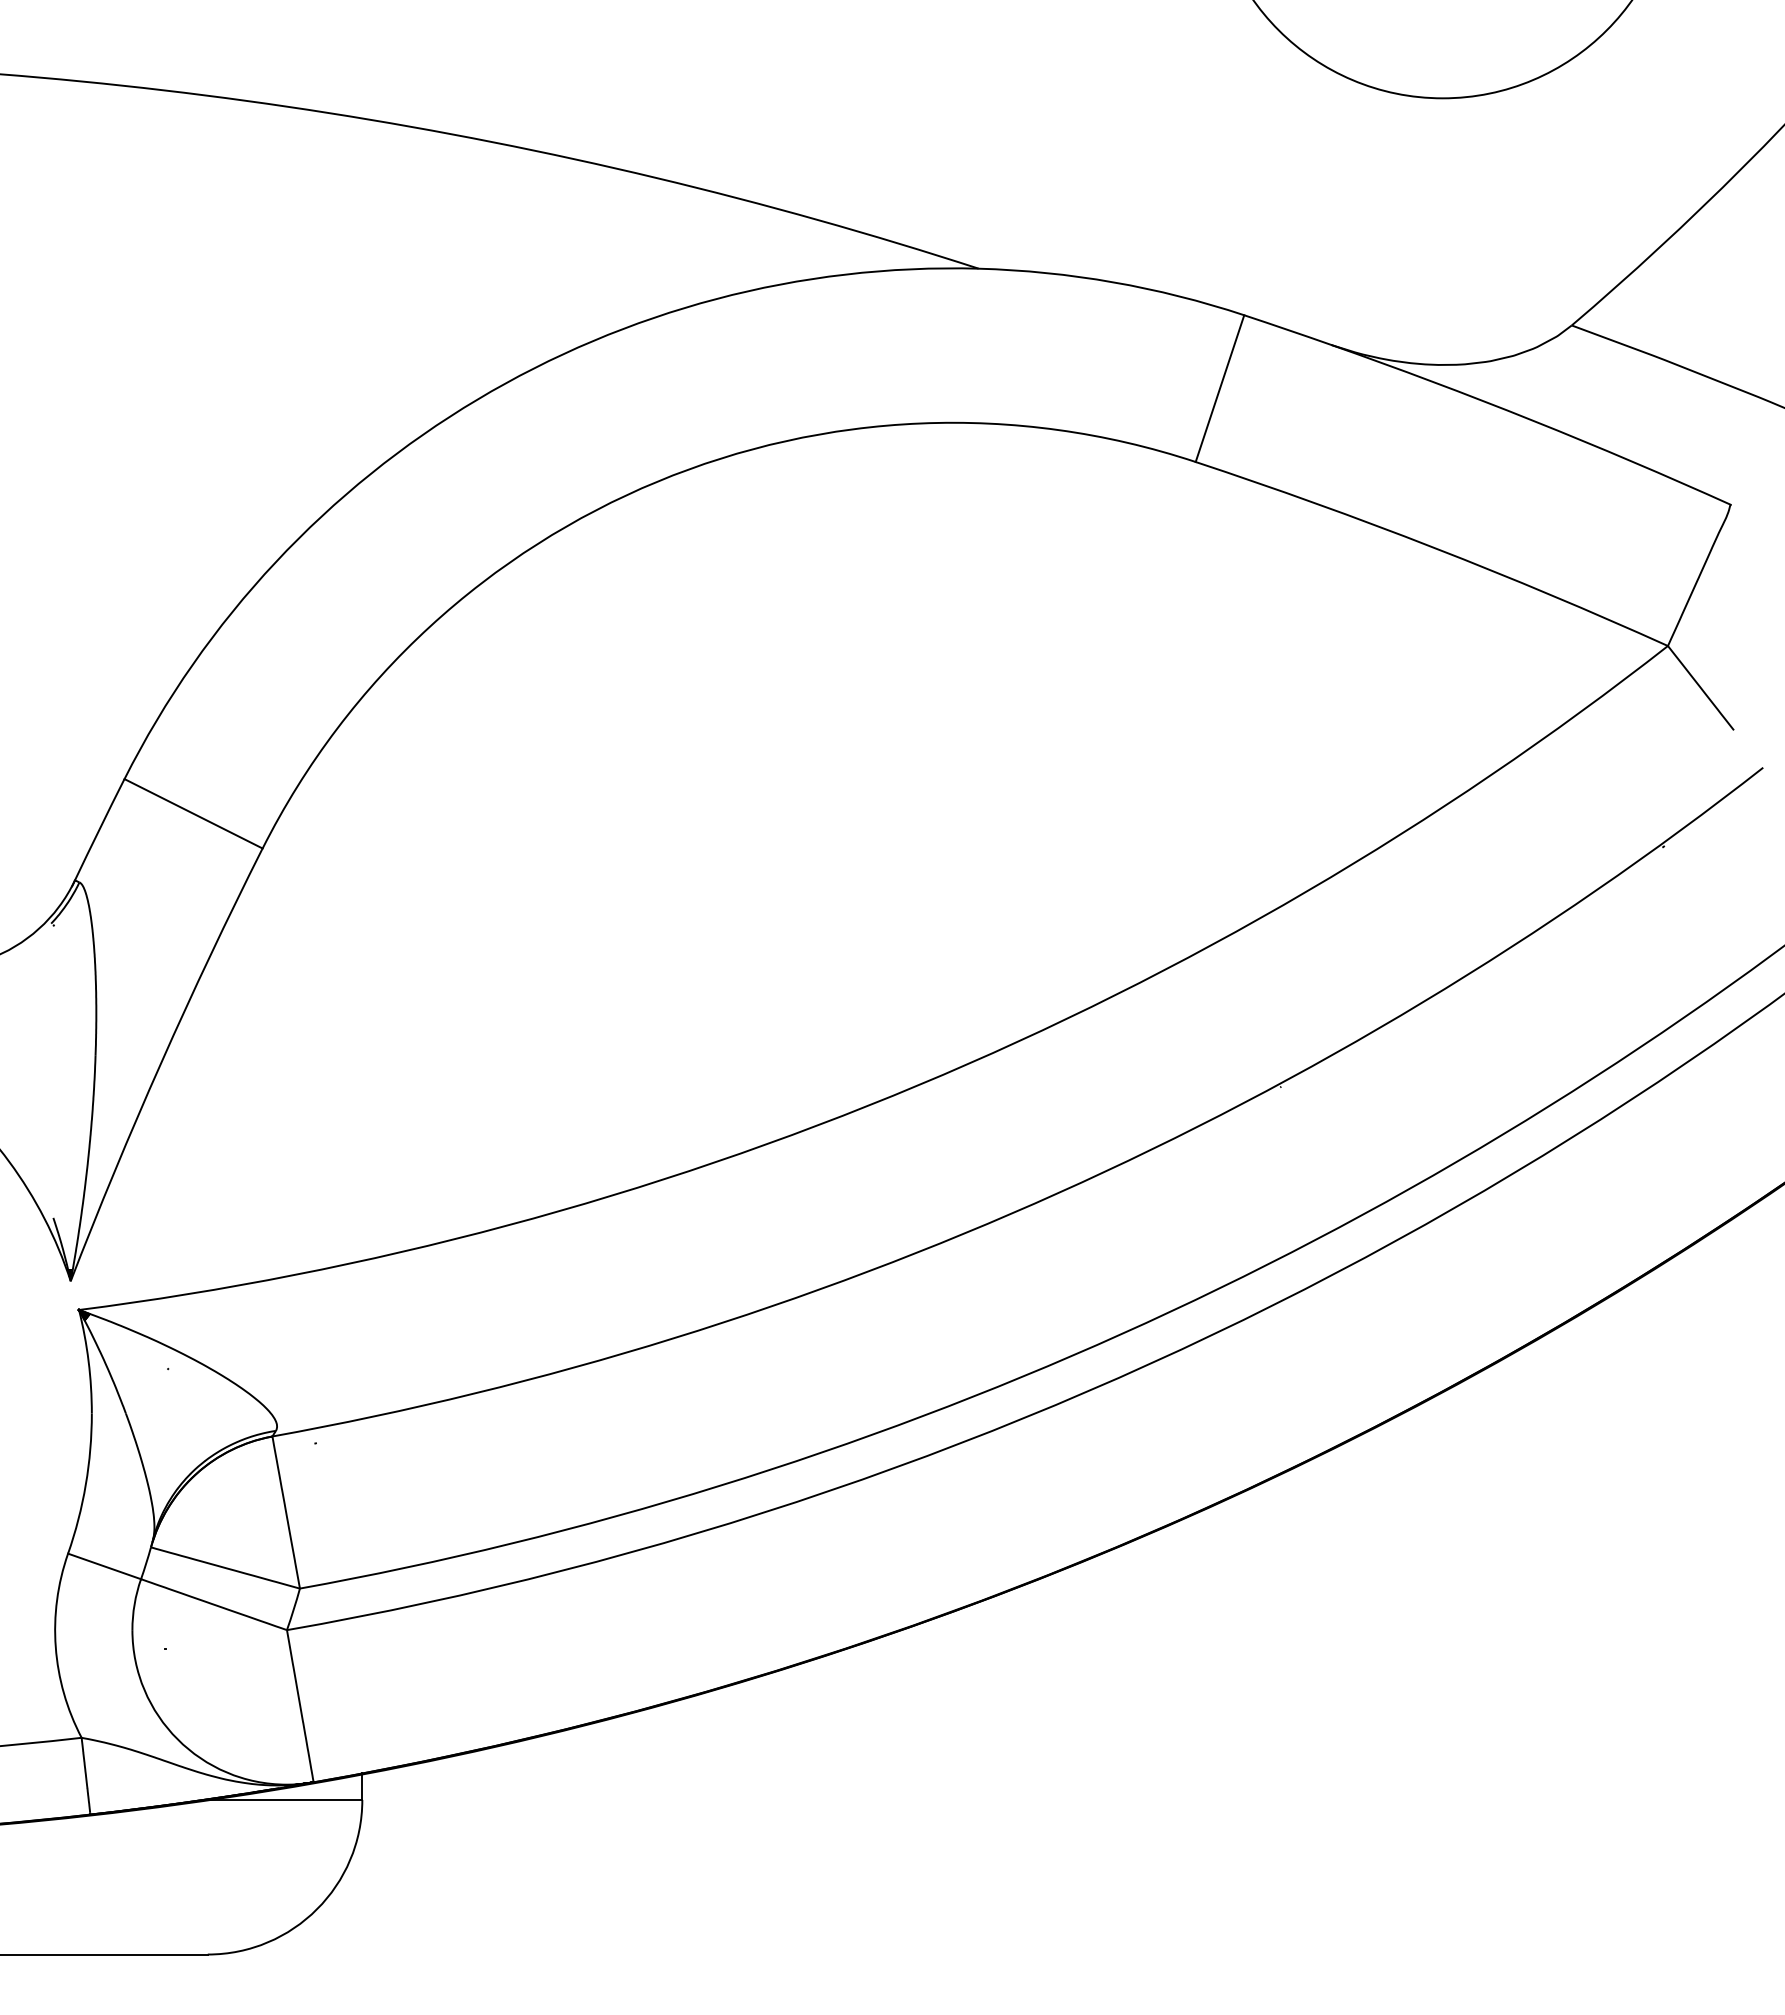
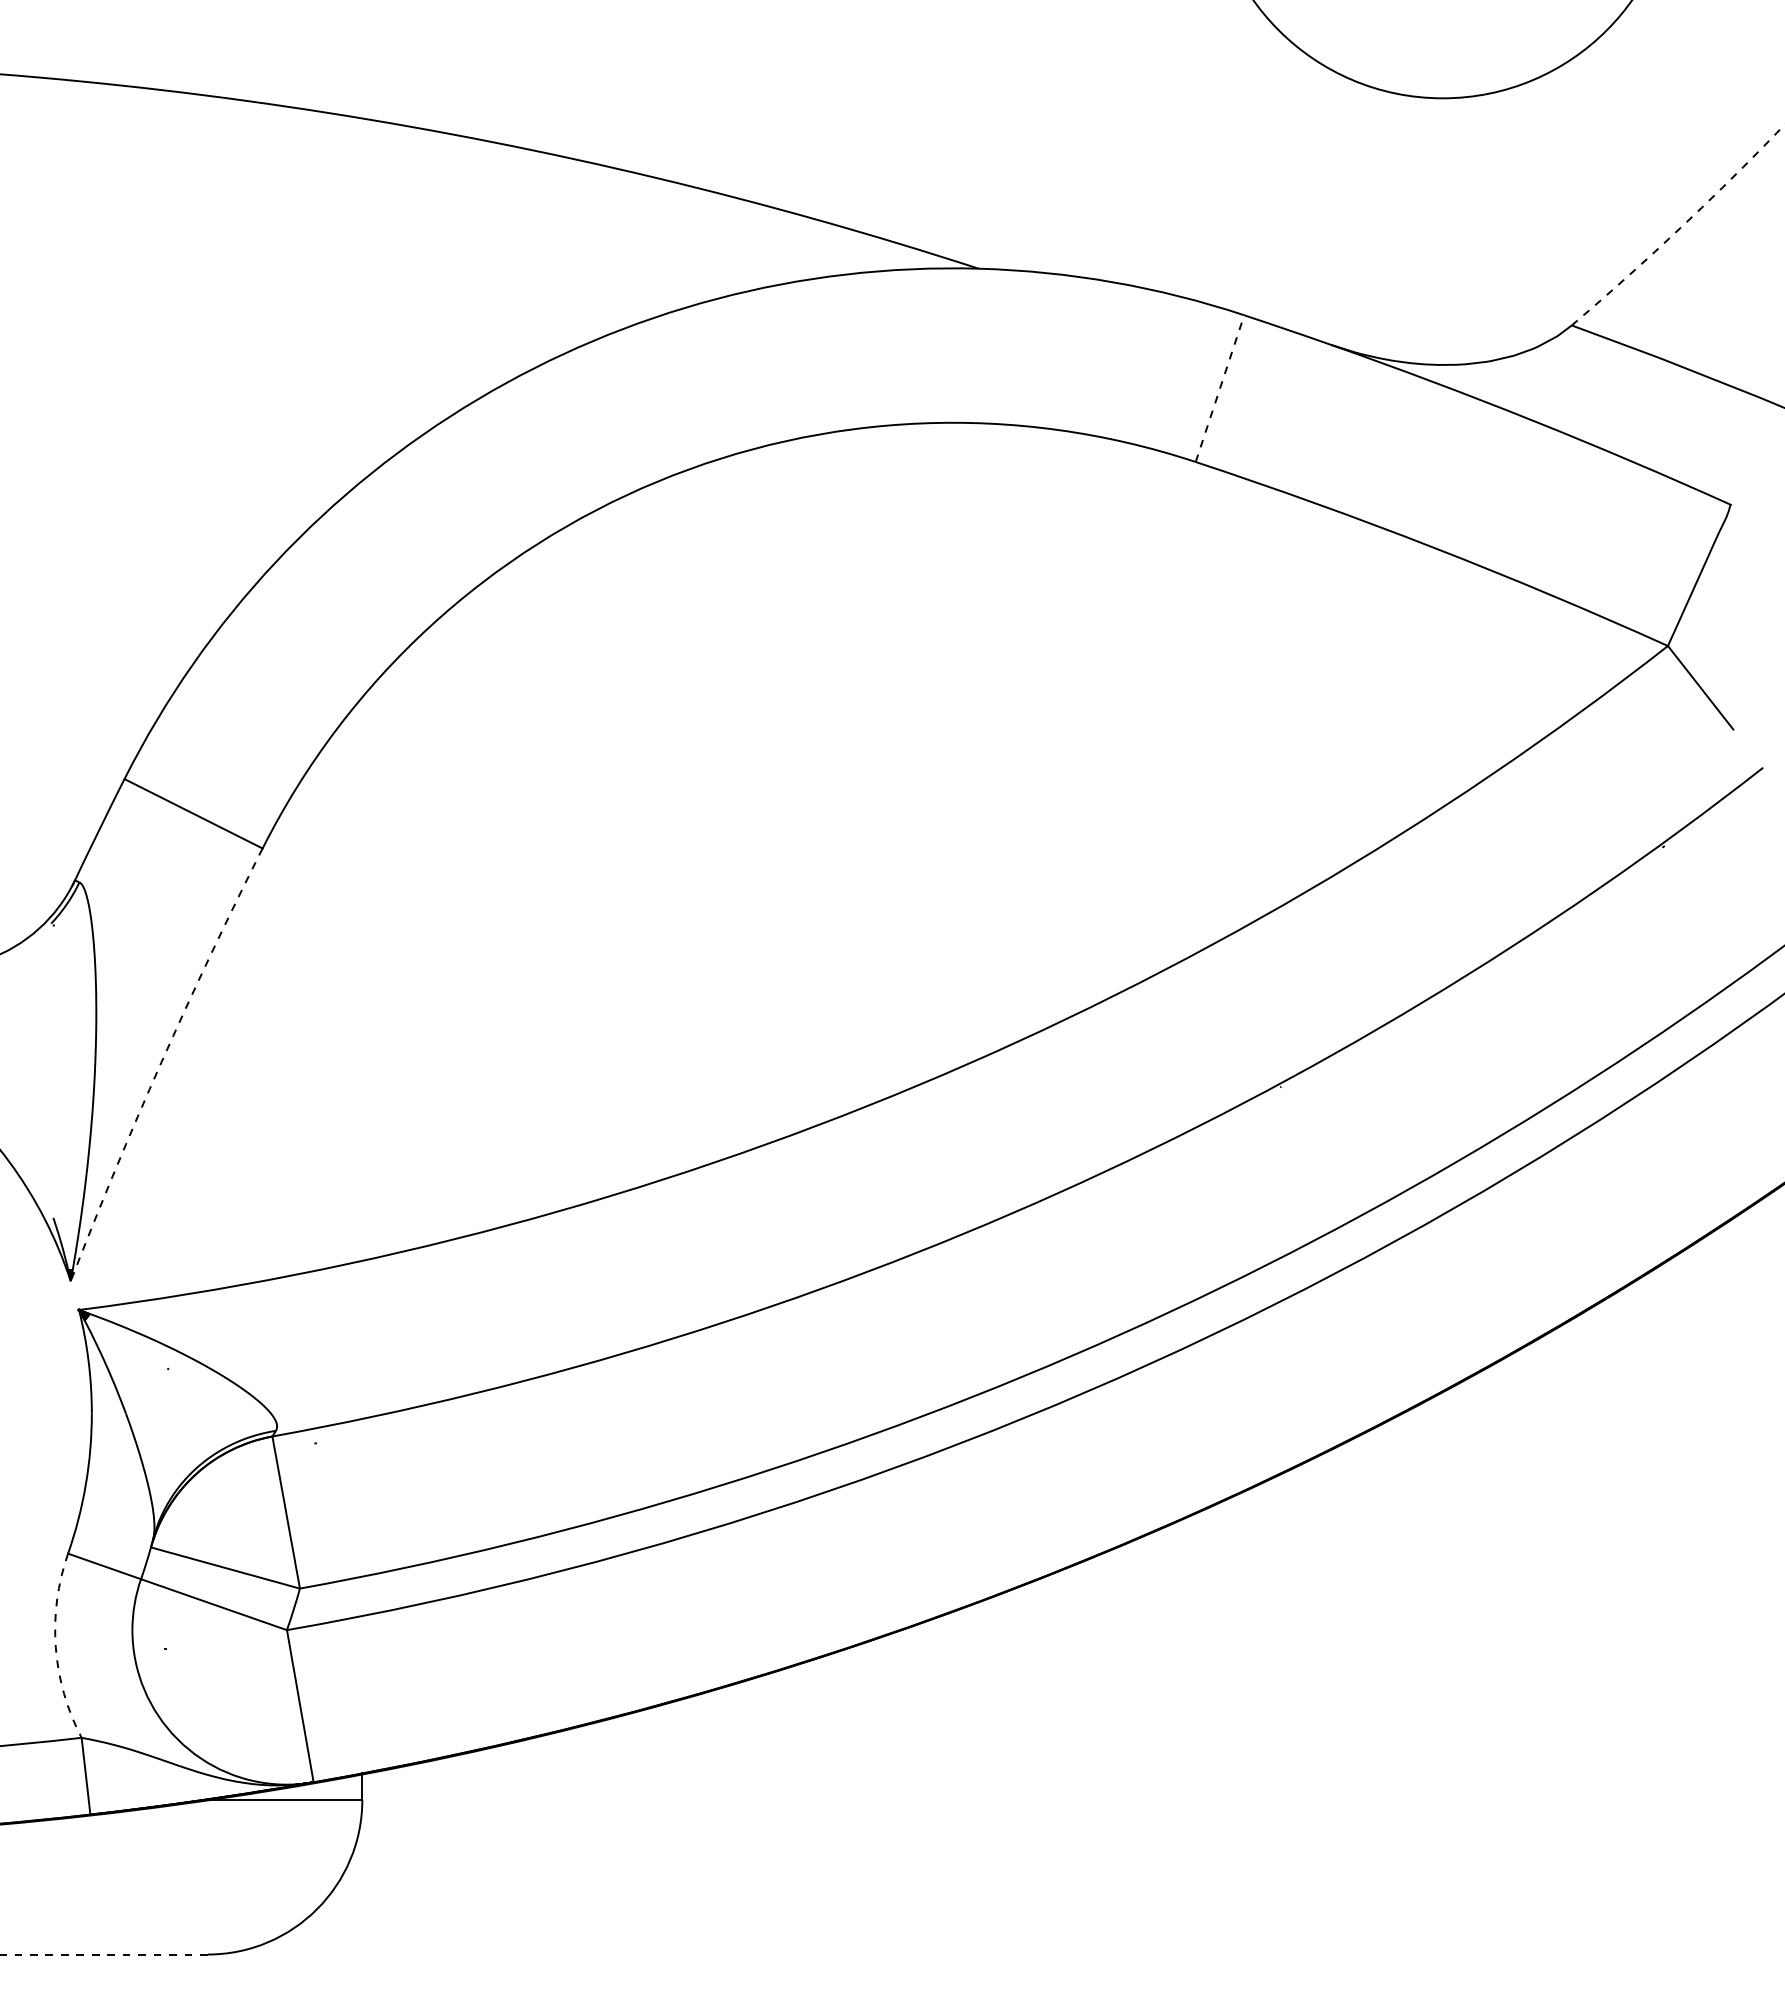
arc: solid -> dashed (1681, 226)
line: solid -> dashed (1220, 388)
arc: solid -> dashed (161, 1062)
arc: solid -> dashed (55, 1647)
line: solid -> dashed (104, 1954)
